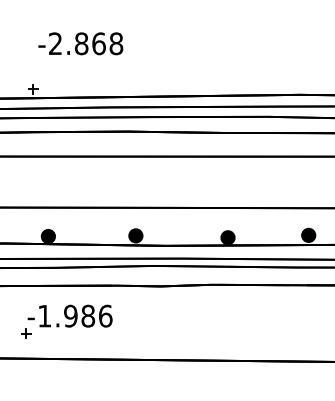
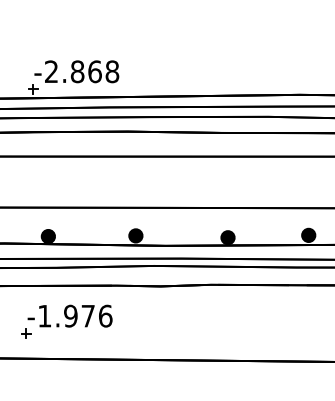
text position: (80, 43) -> (76, 71) (76, 71)
text: -1.986 -> -1.976 (88, 315)
